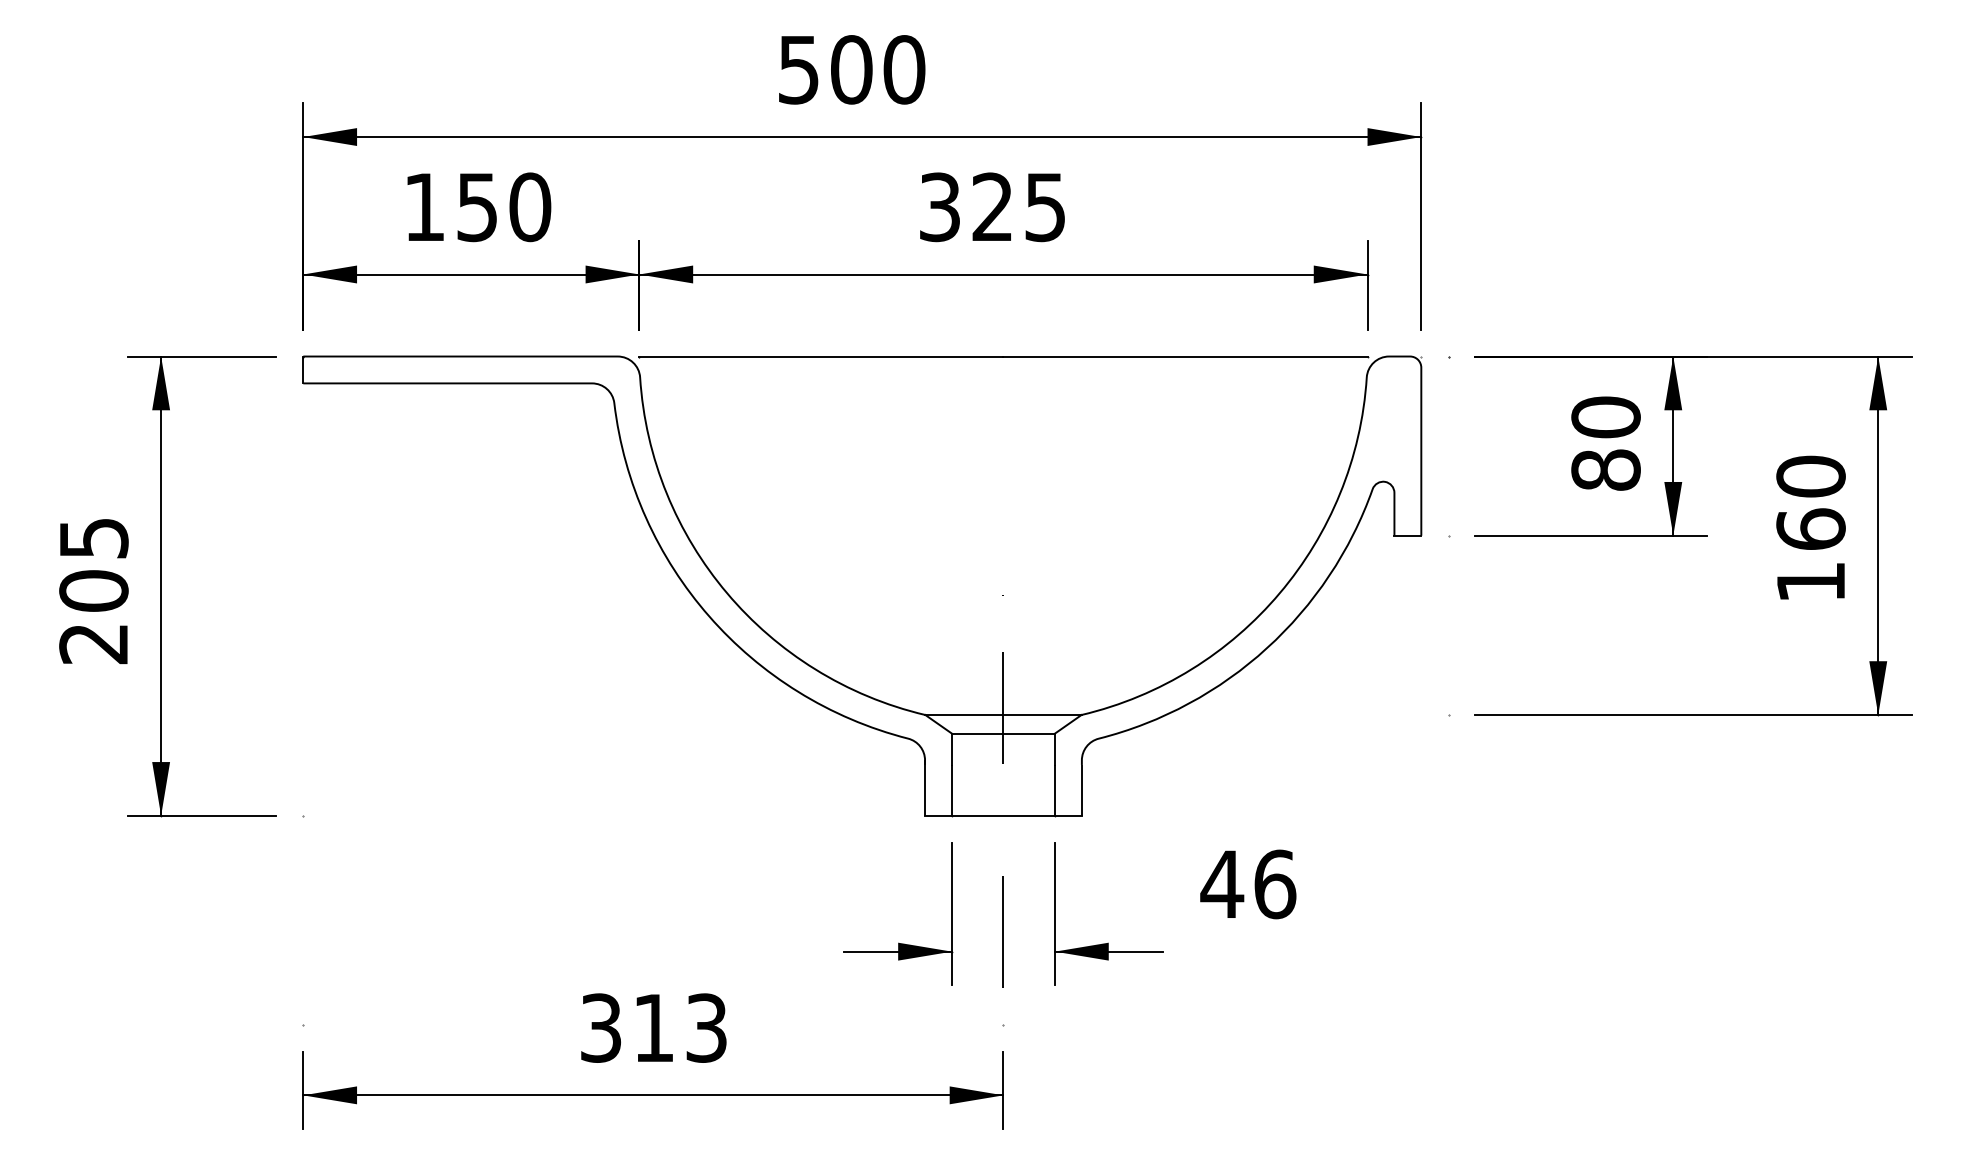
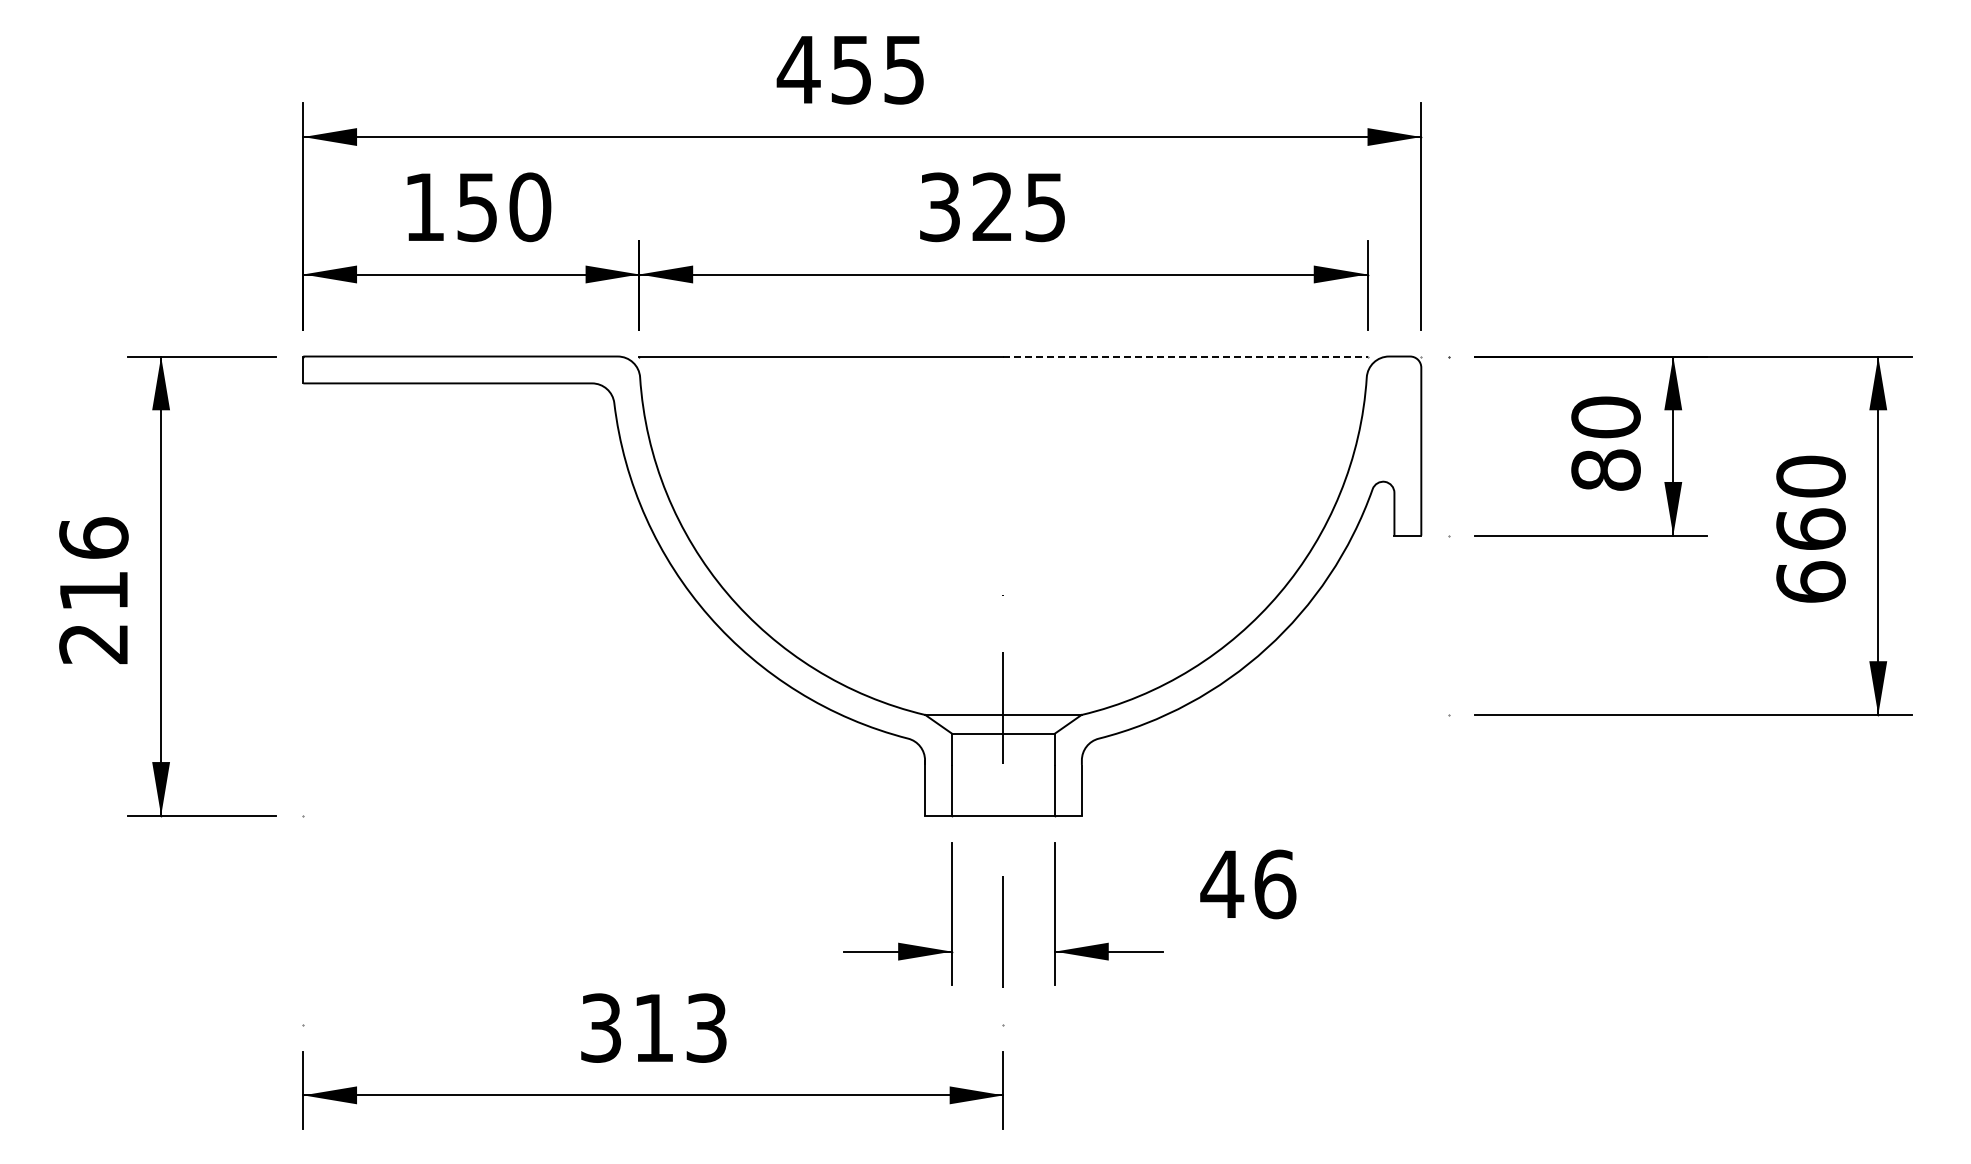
text: 500 -> 455 (850, 69)
line: solid -> dashed (1186, 356)
text: 205 -> 216 (93, 564)
text: 160 -> 660 (1810, 581)
